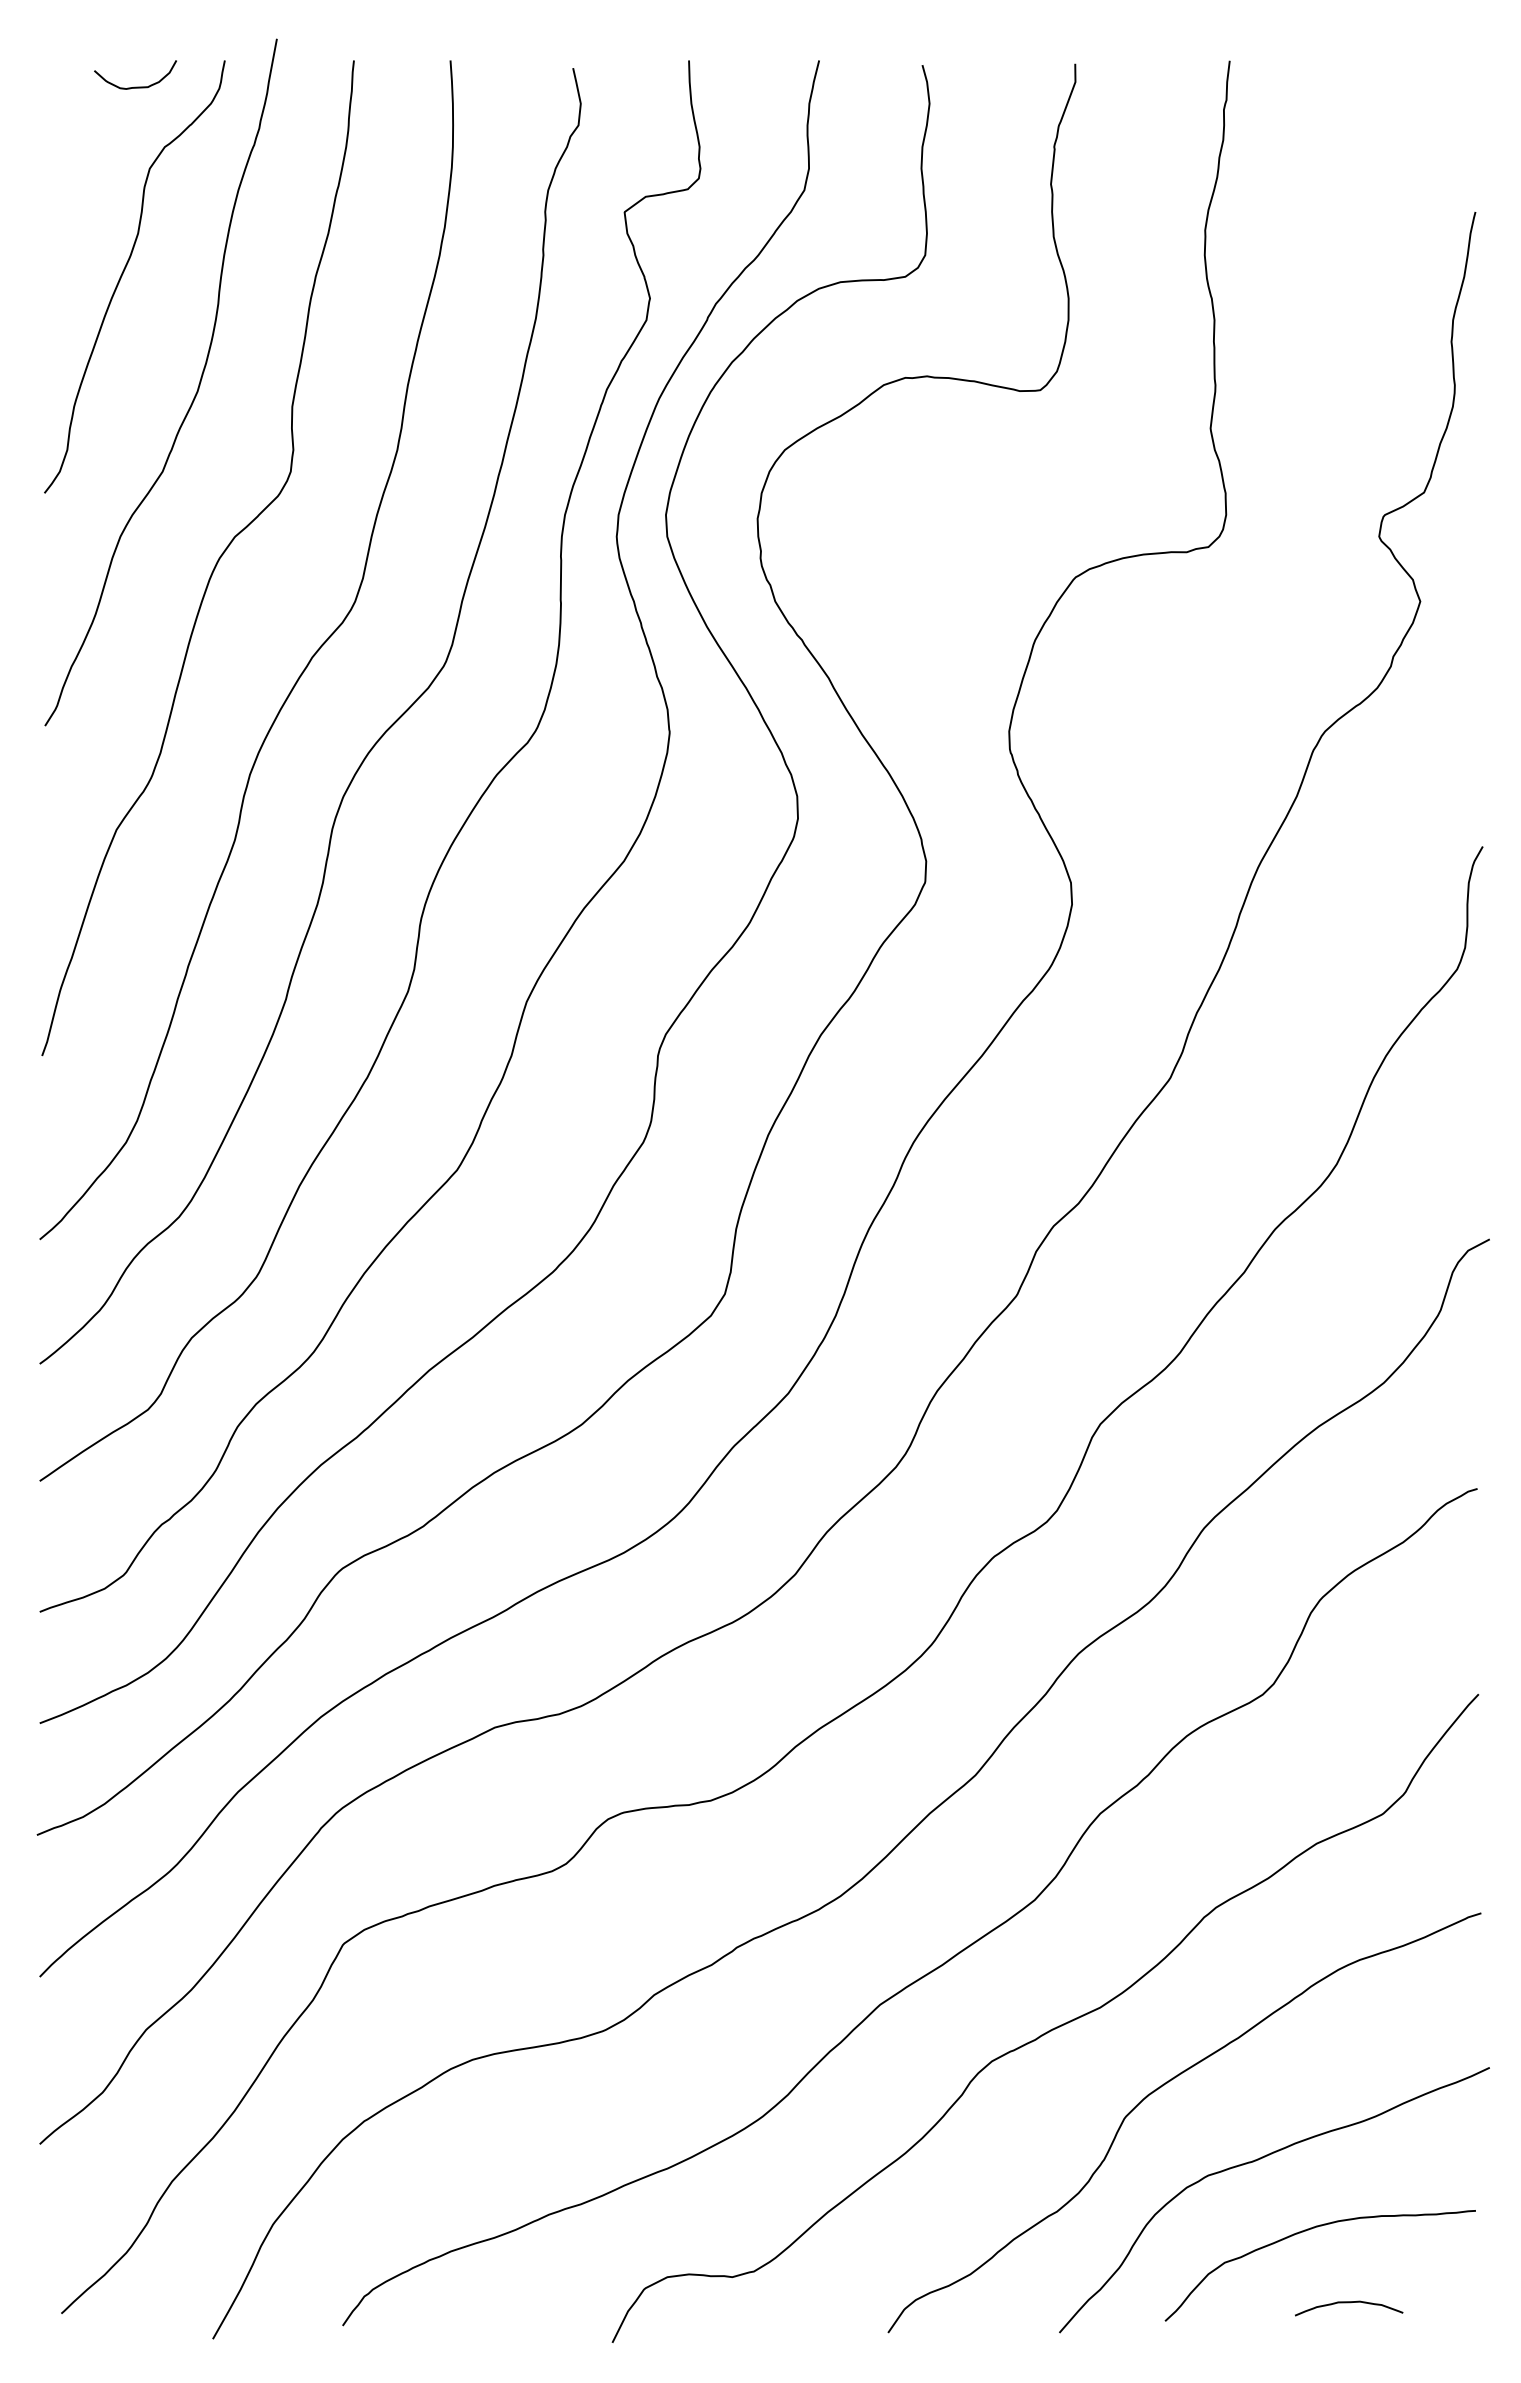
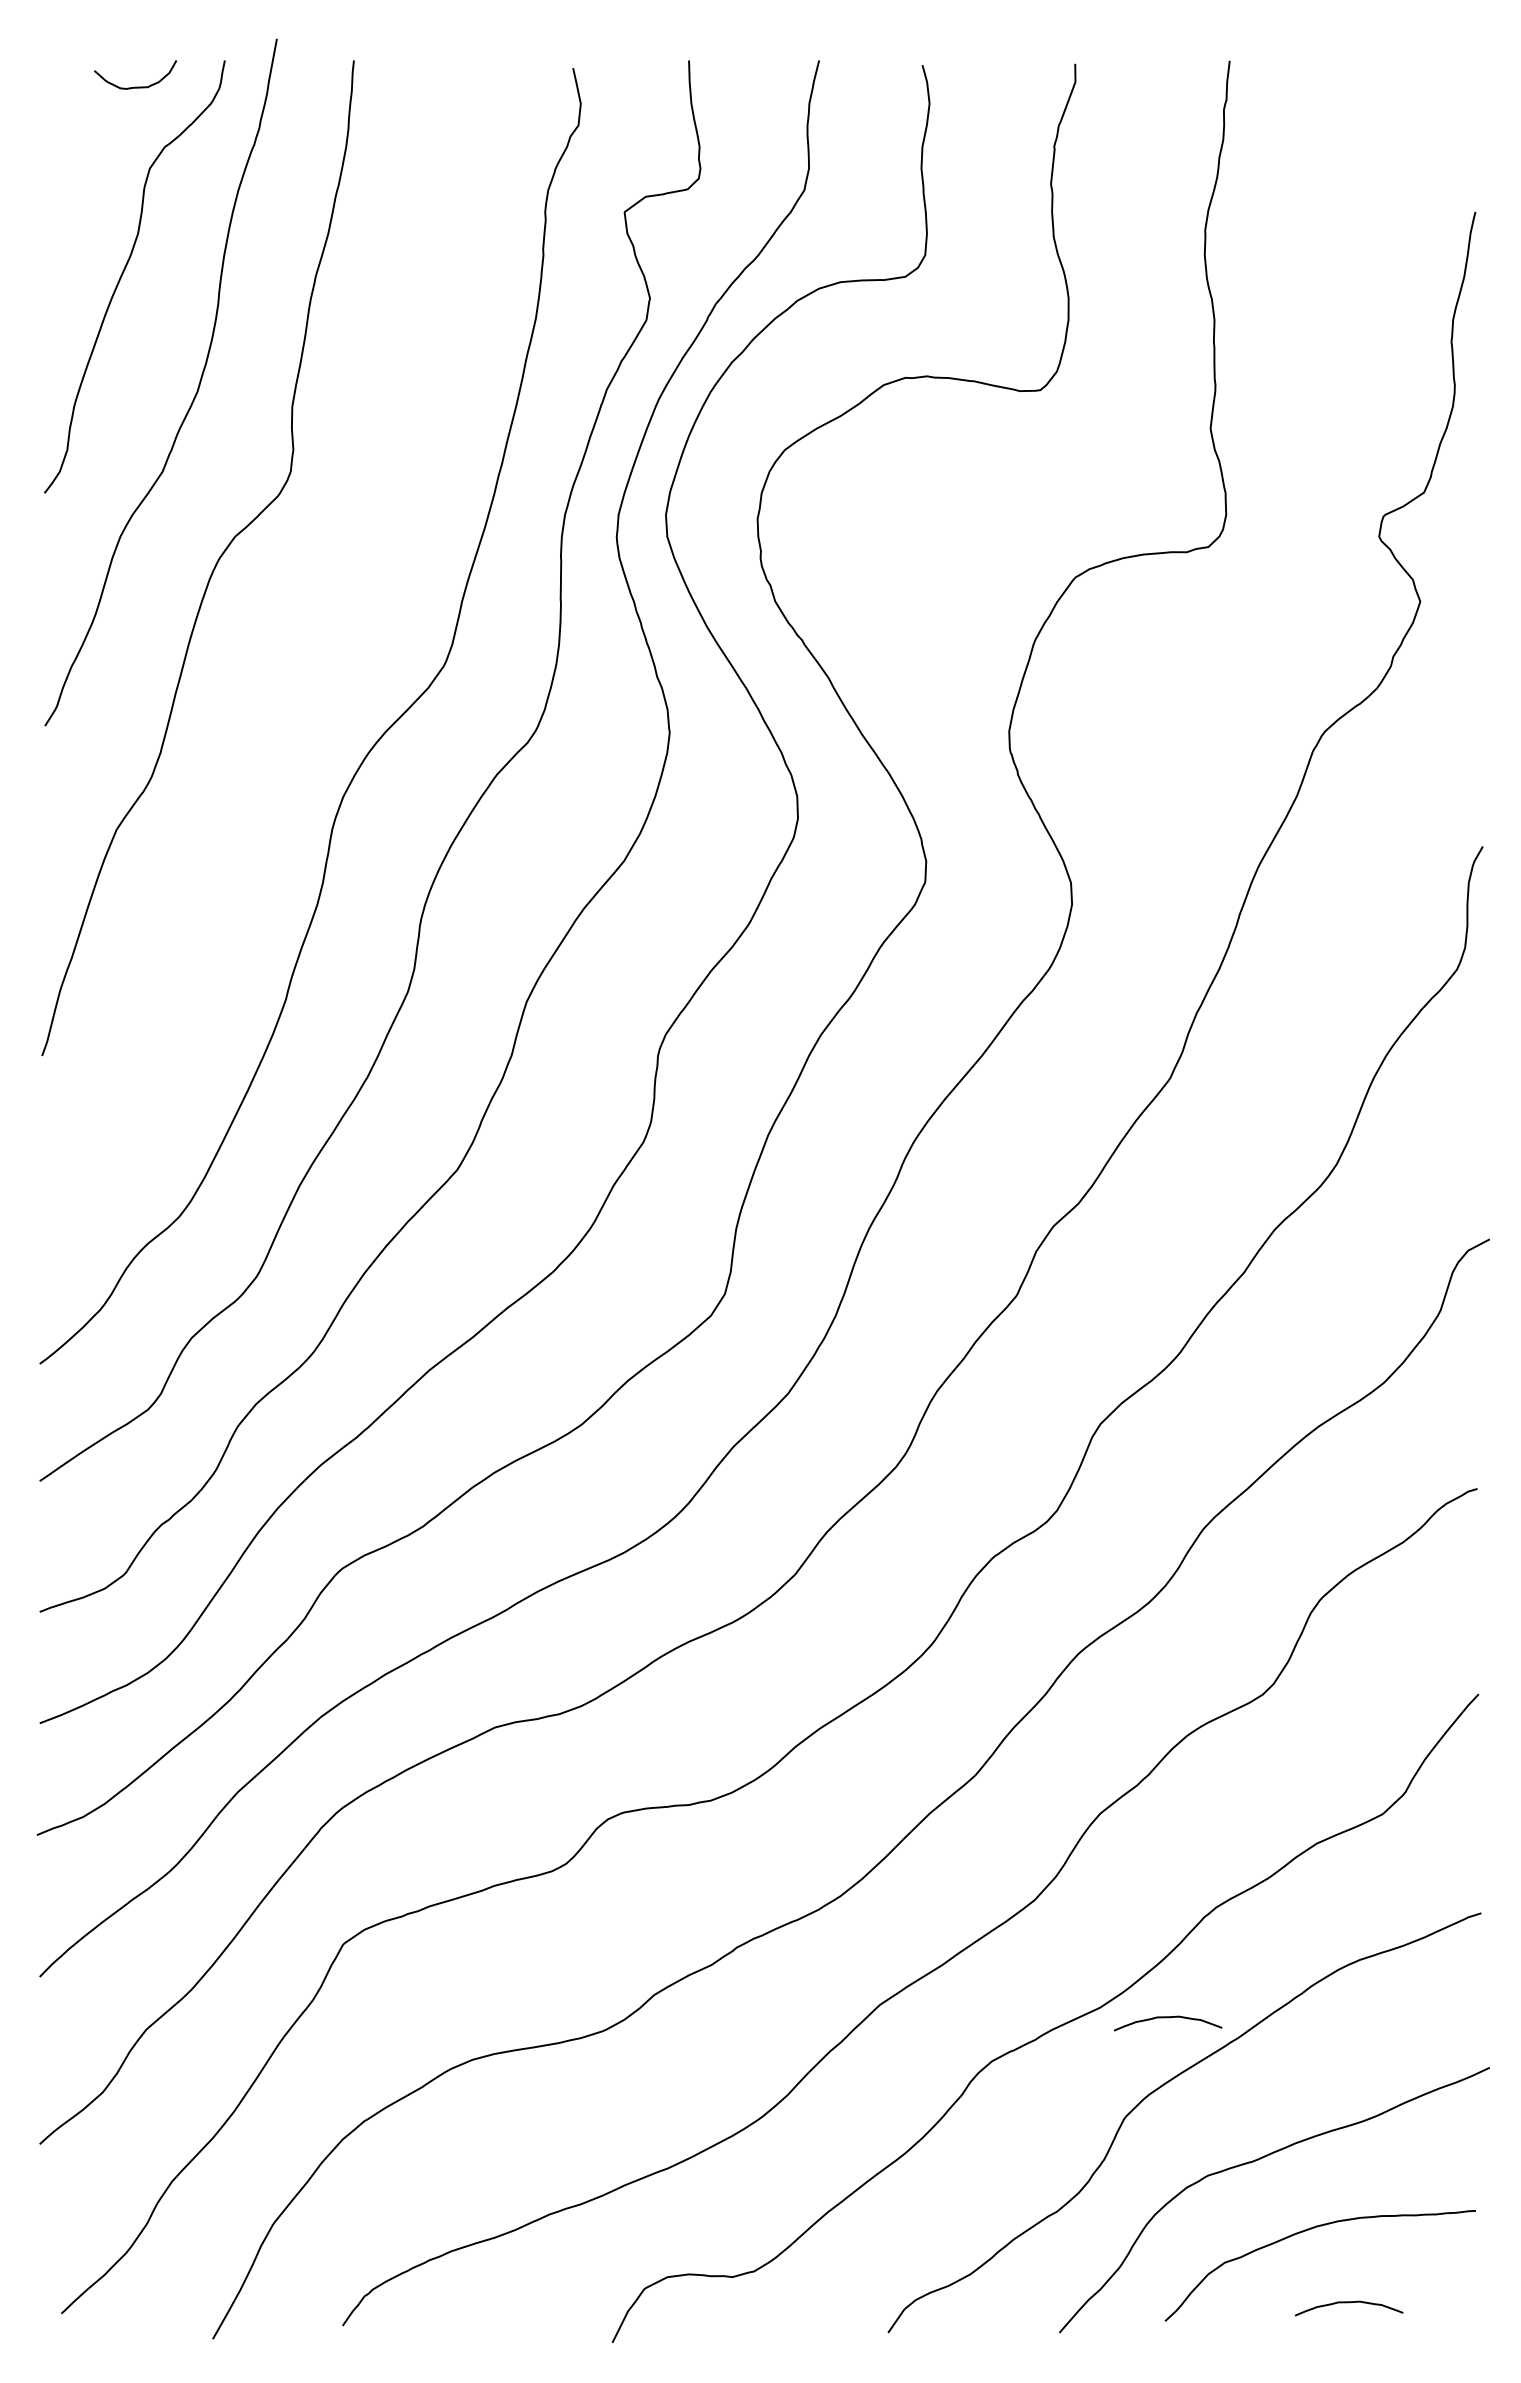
curve: present -> none (297, 678)
curve: none -> present (1168, 2018)
